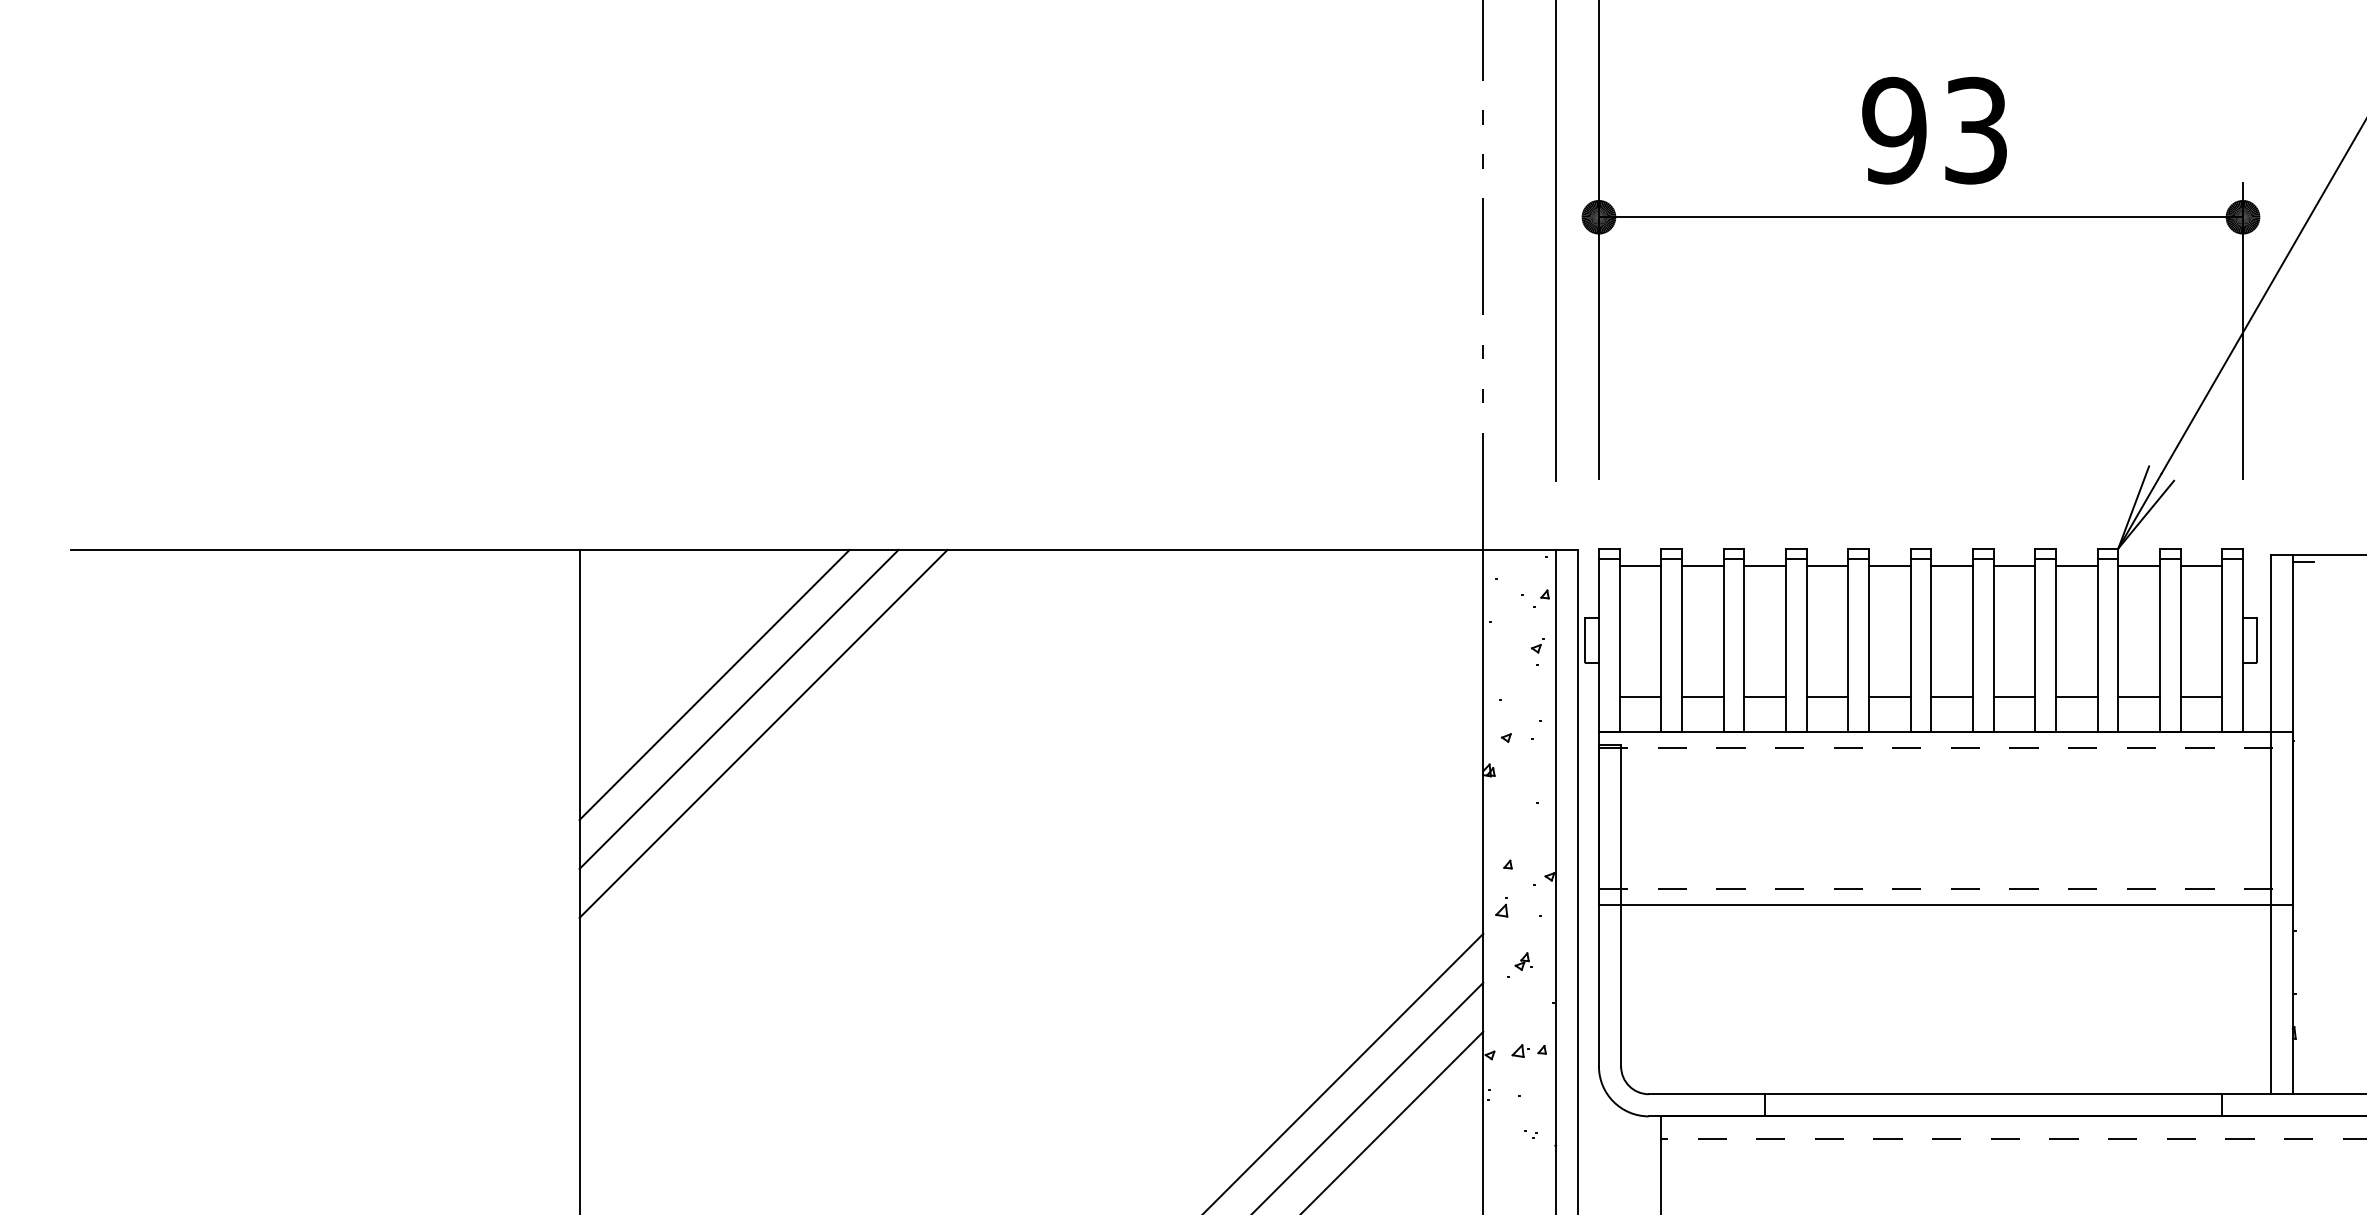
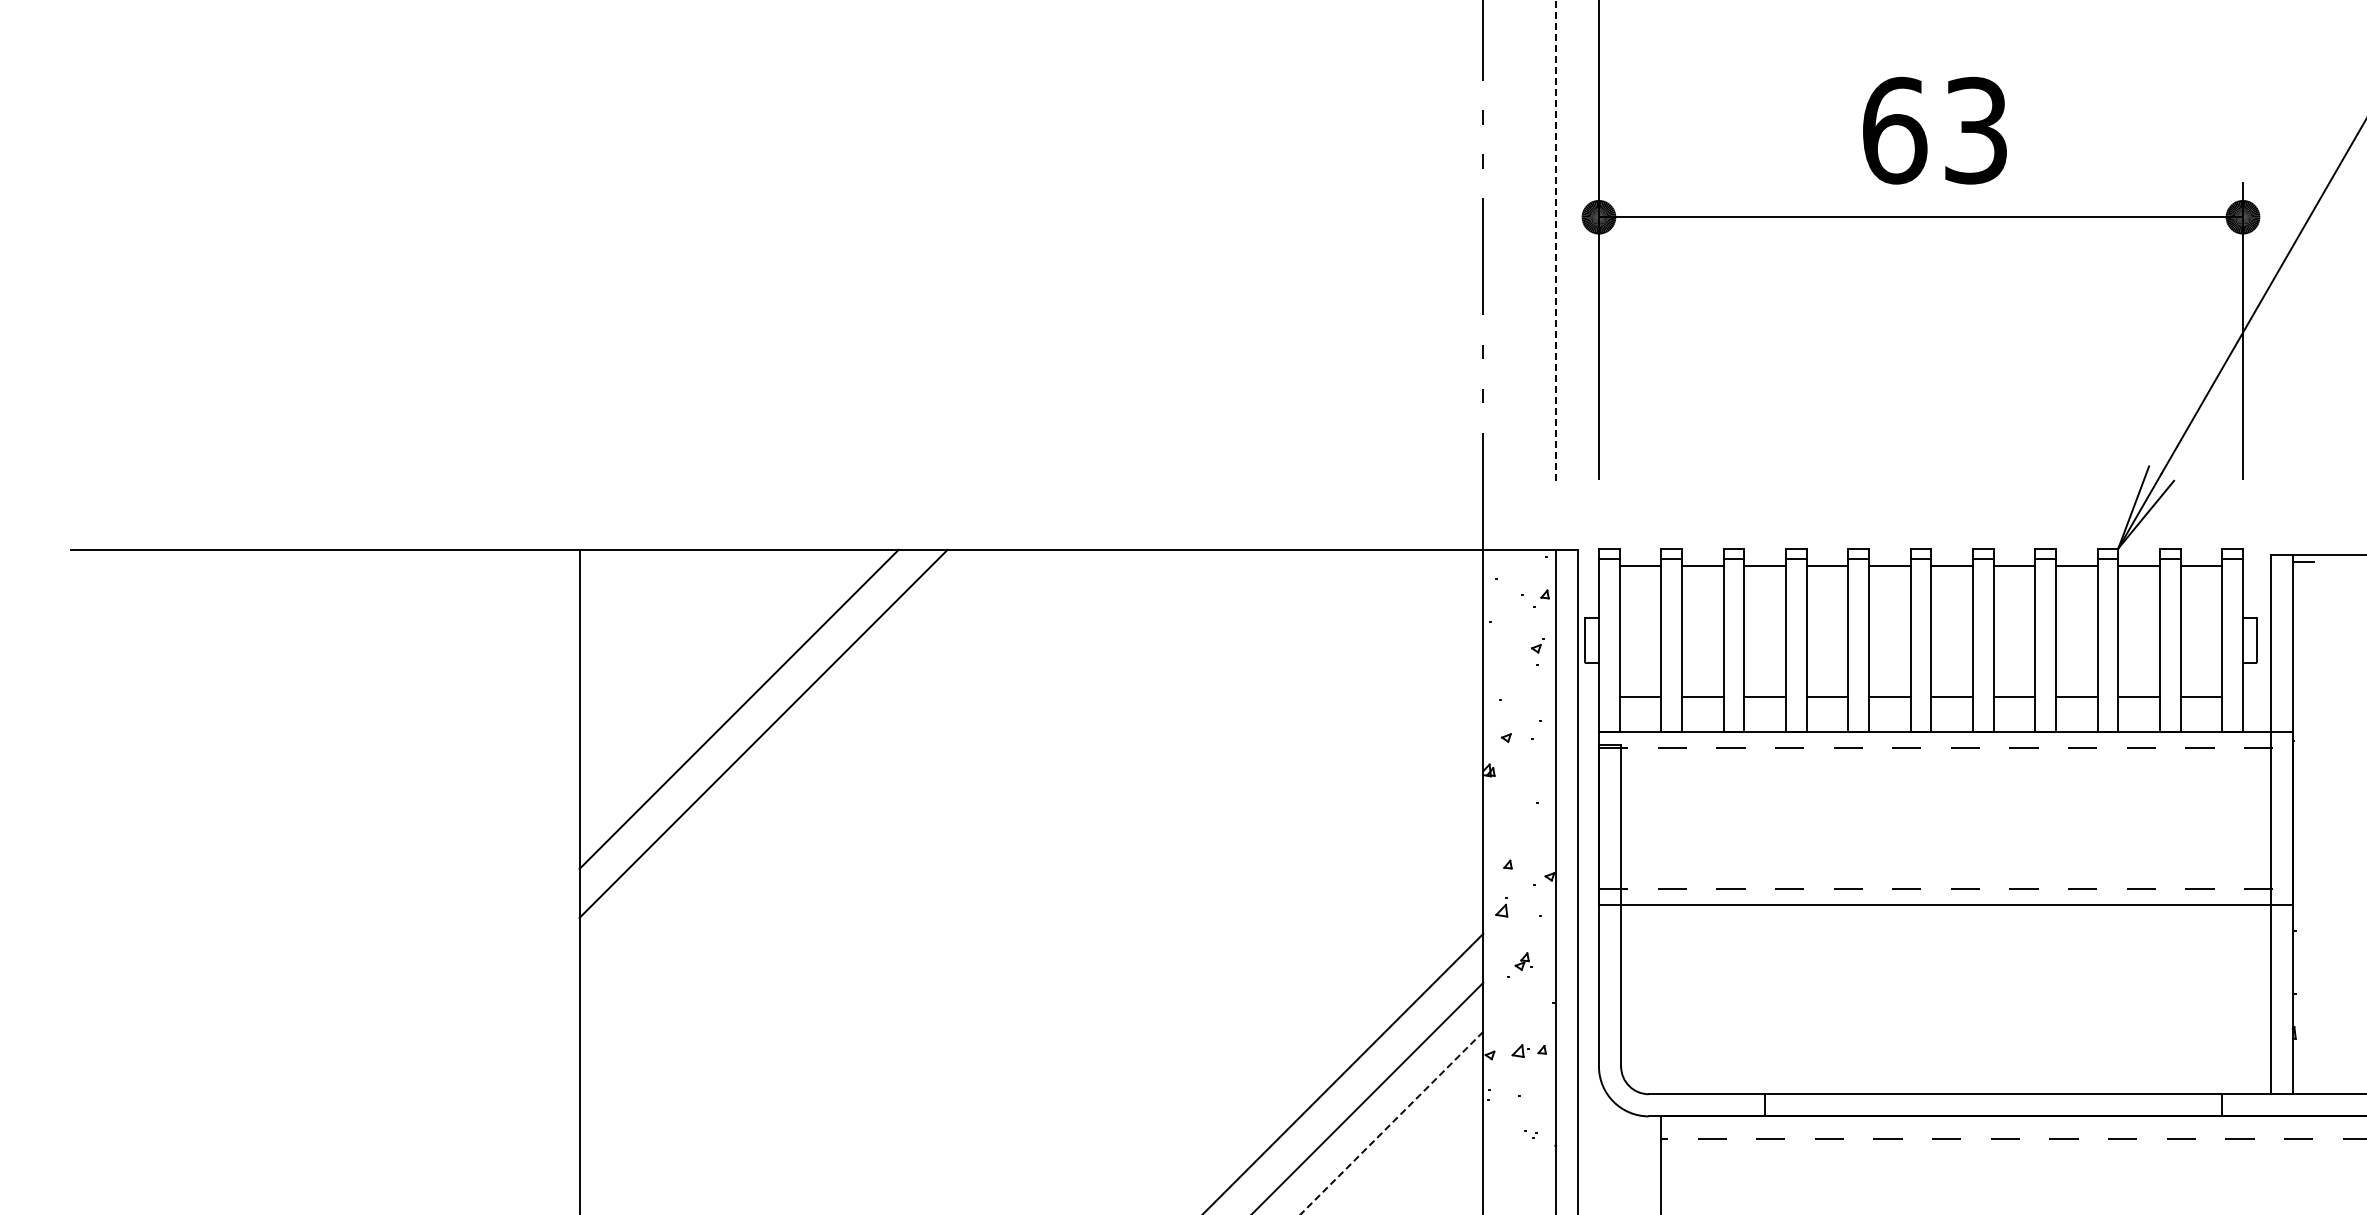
text: 93 -> 63 (1894, 130)
line: solid -> dashed (1556, 240)
line: present -> none (714, 684)
line: solid -> dashed (1391, 1123)
